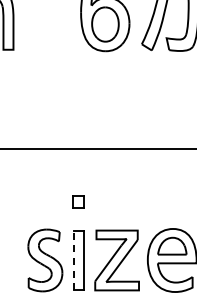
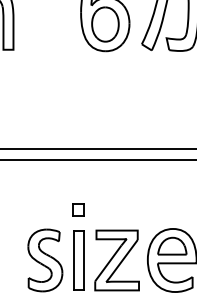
line: none -> present (97, 160)
part position: (78, 201) -> (78, 209) (78, 209)
line: dashed -> solid (73, 260)
